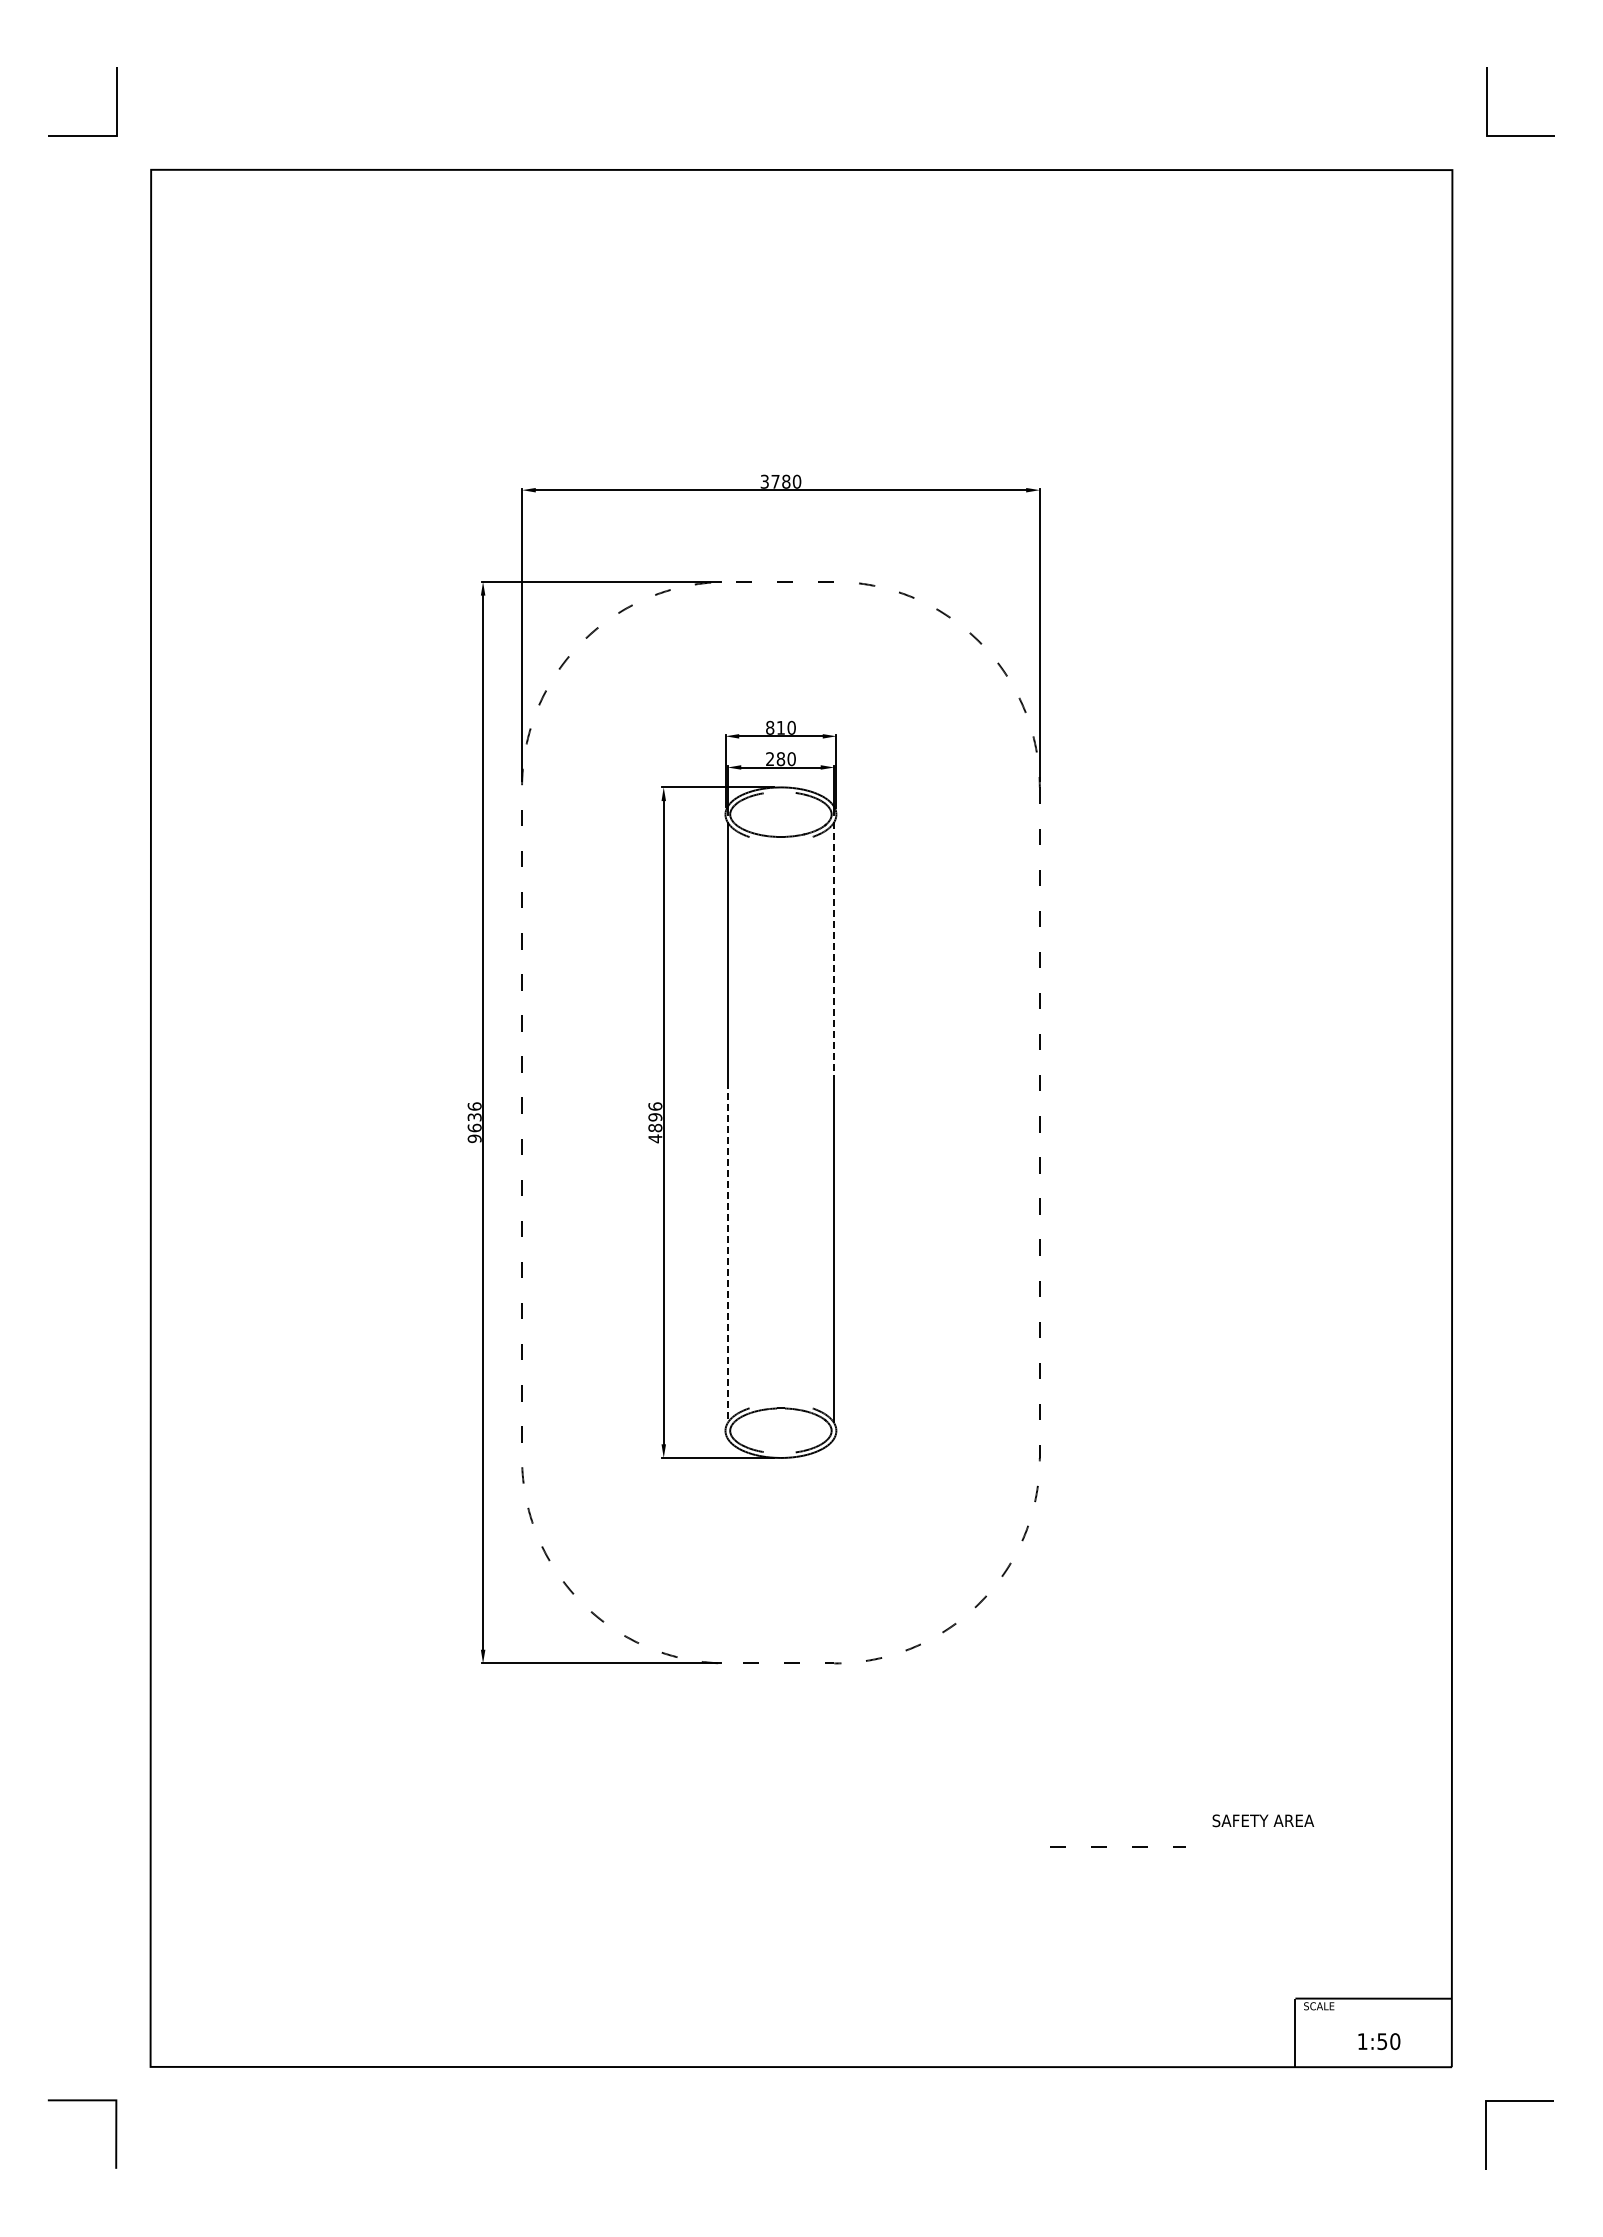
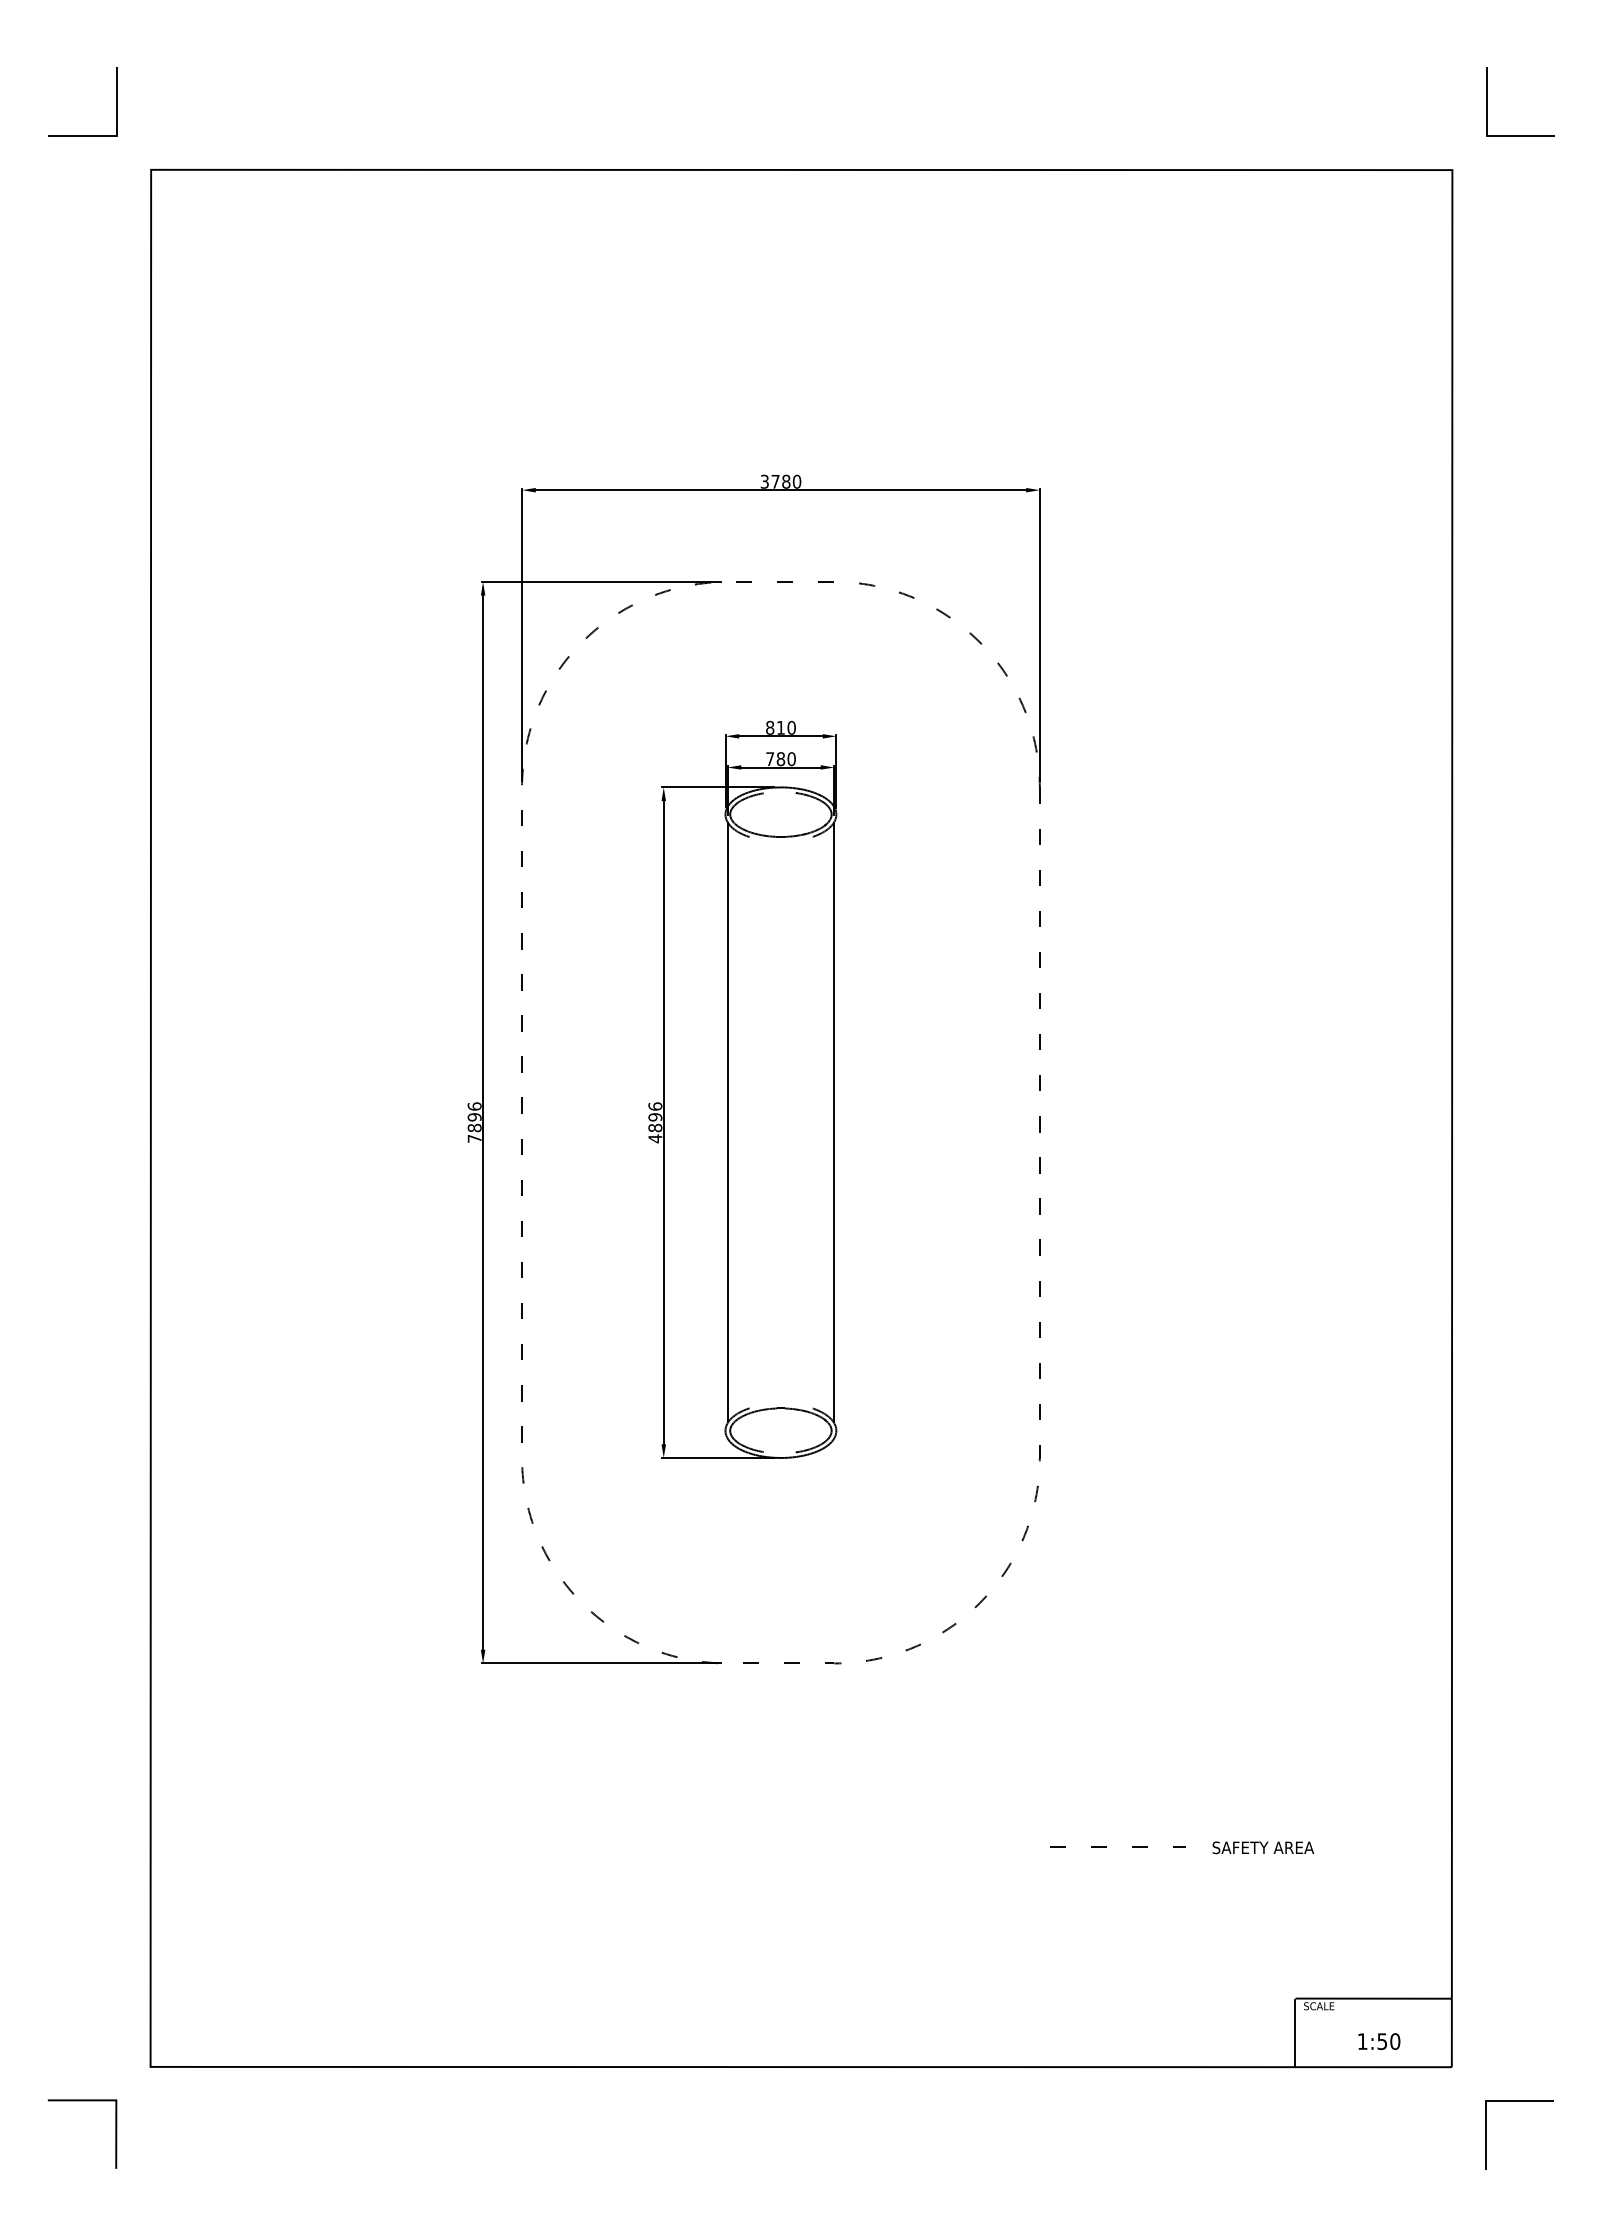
text: 280 -> 780 (770, 758)
line: dashed -> solid (834, 951)
text: 9636 -> 7896 (474, 1128)
line: dashed -> solid (727, 1252)
text position: (1263, 1820) -> (1263, 1847) (1263, 1847)
